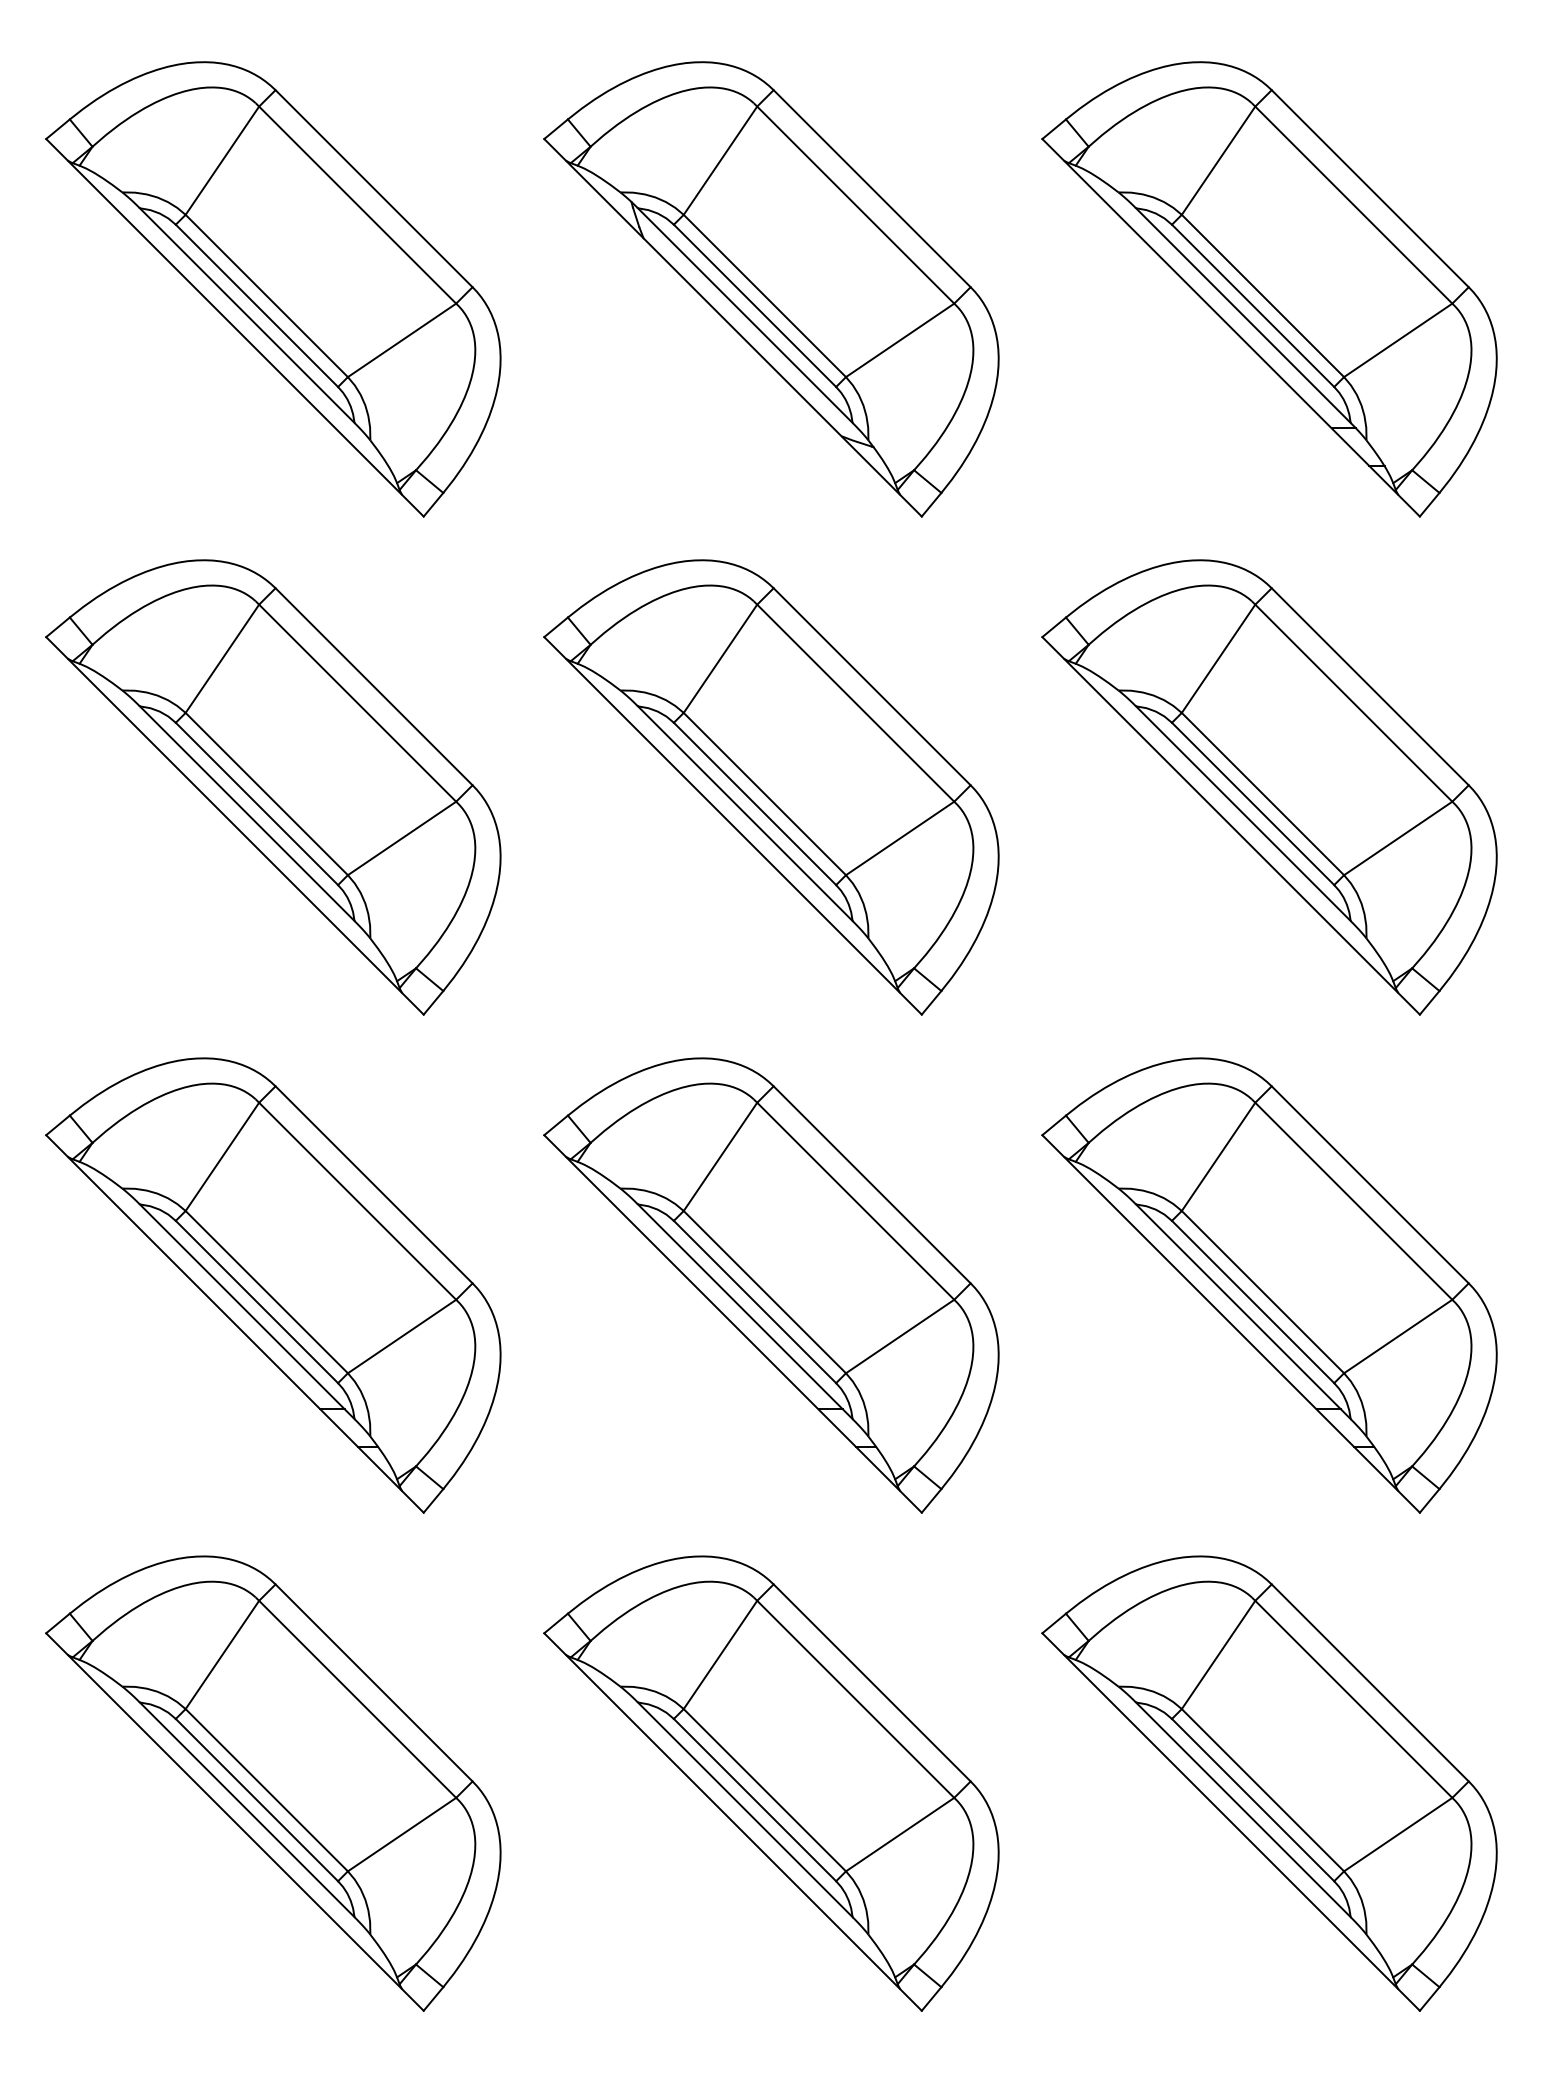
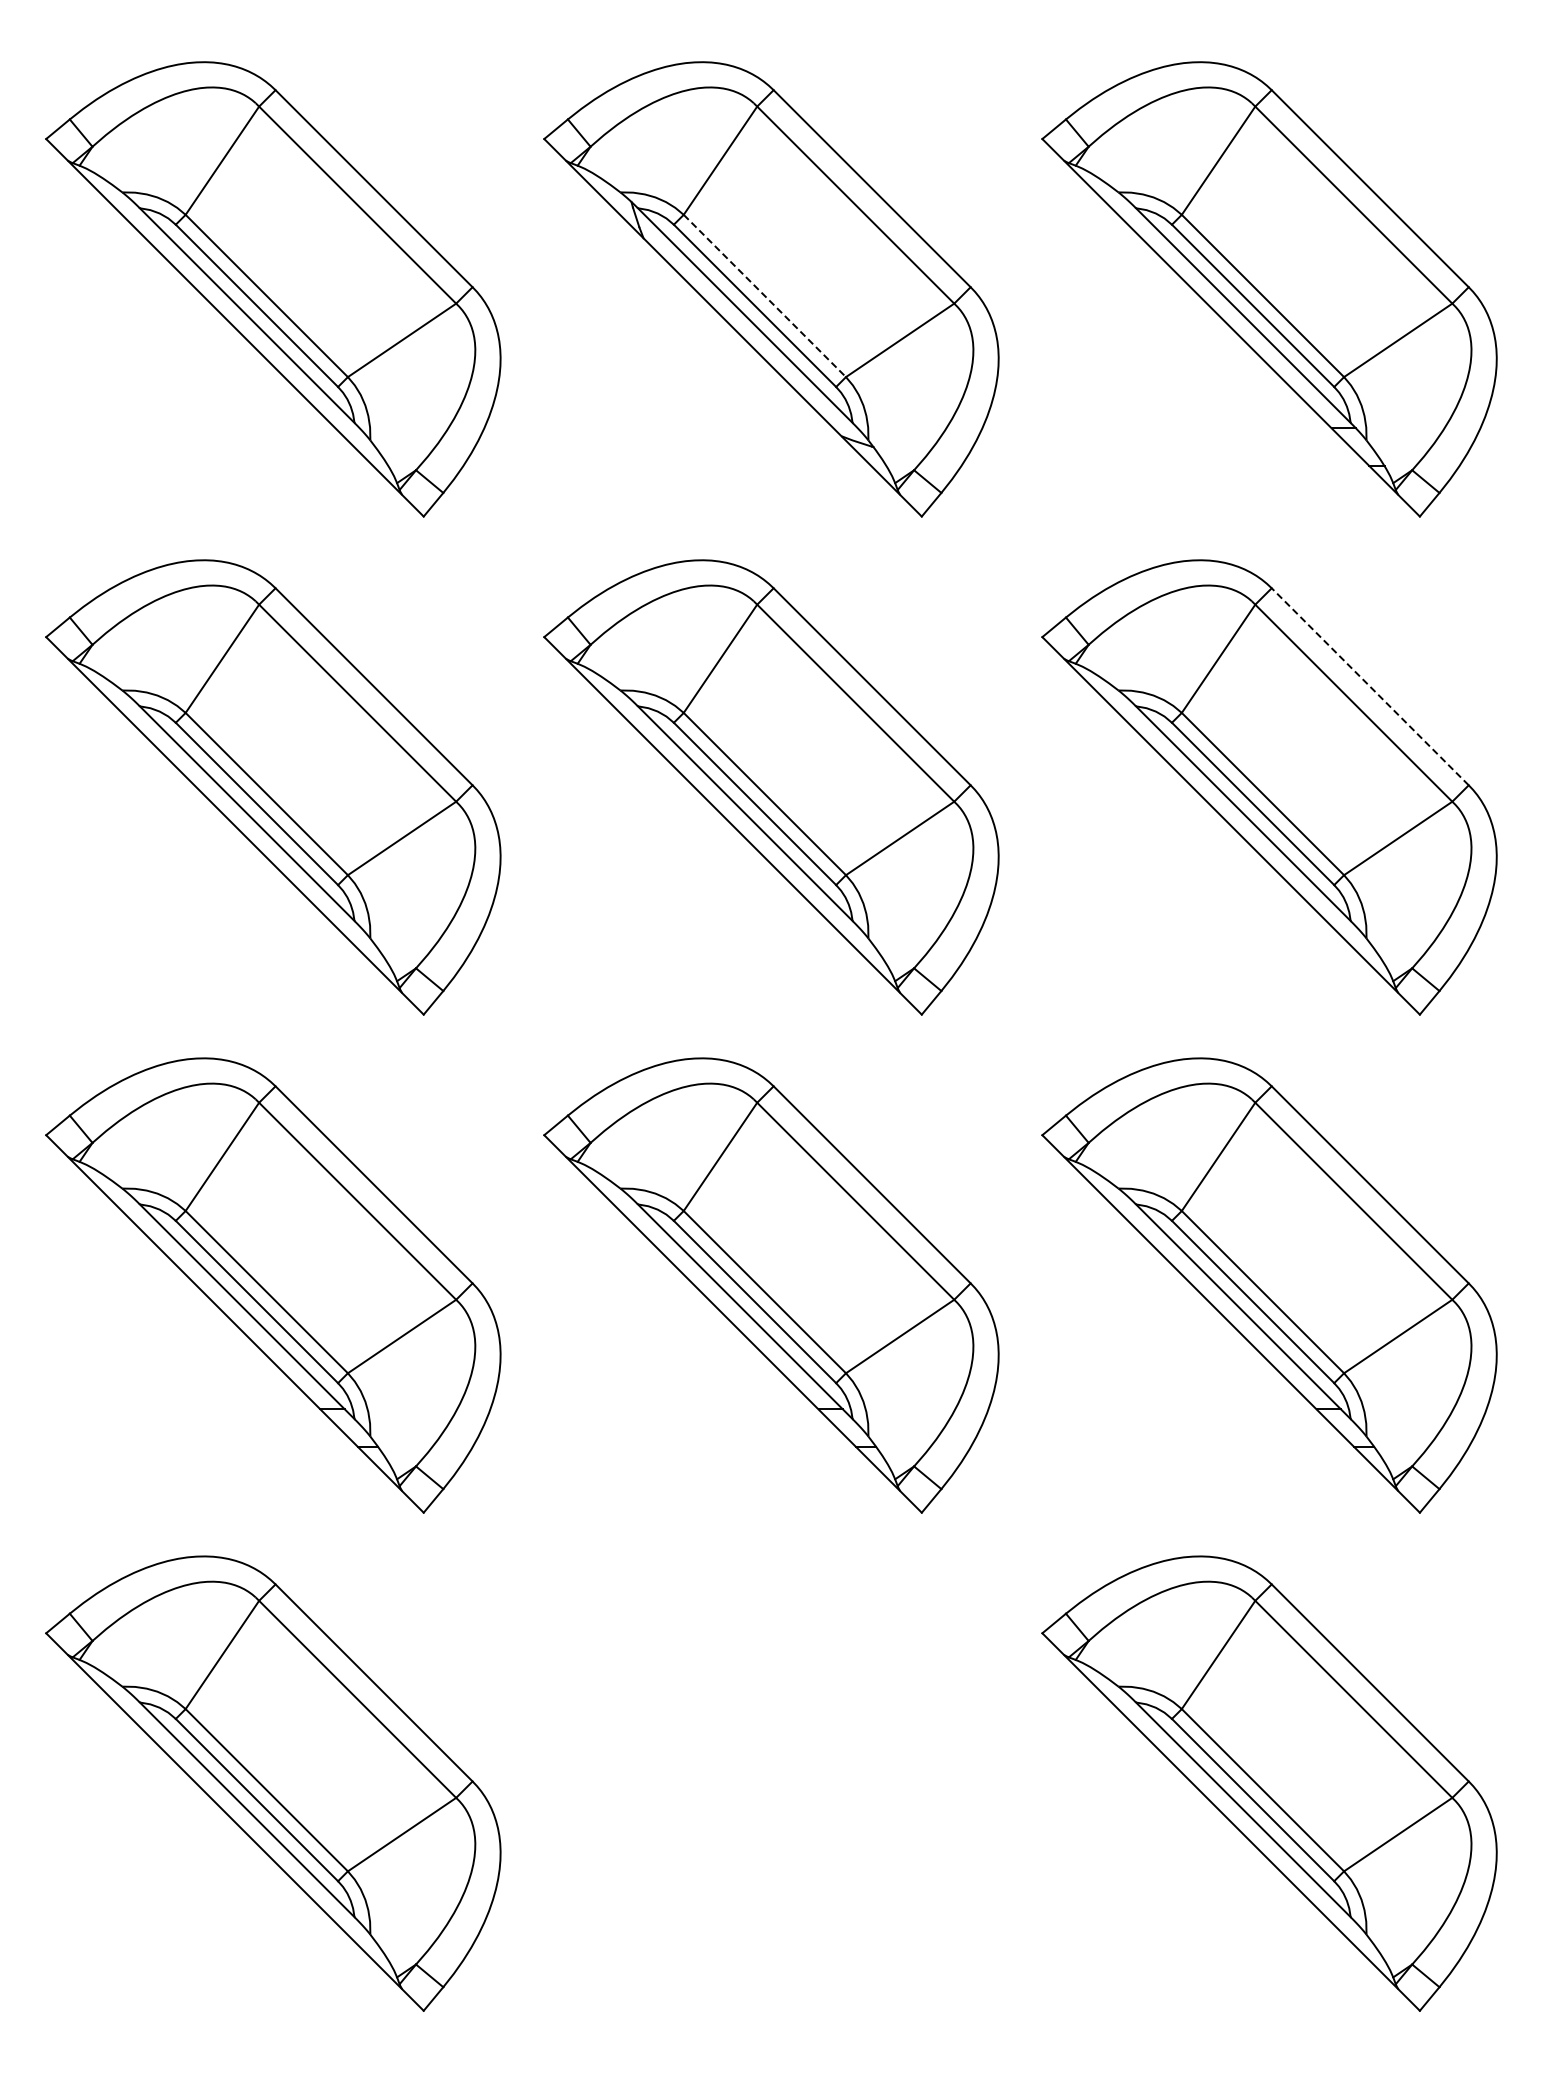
line: solid -> dashed (764, 295)
line: solid -> dashed (1369, 686)
part: present -> none (771, 1783)
